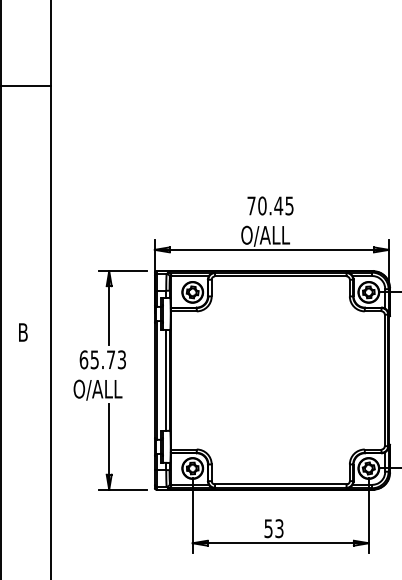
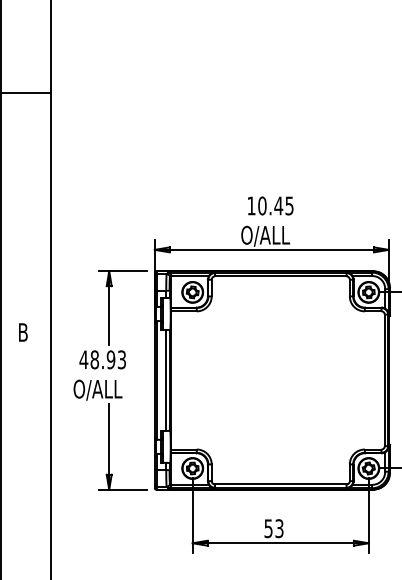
line position: (26, 85) -> (26, 92) (26, 92)
text: 70.45 -> 10.45 (251, 205)
text: 65.73 -> 48.93 (97, 359)
